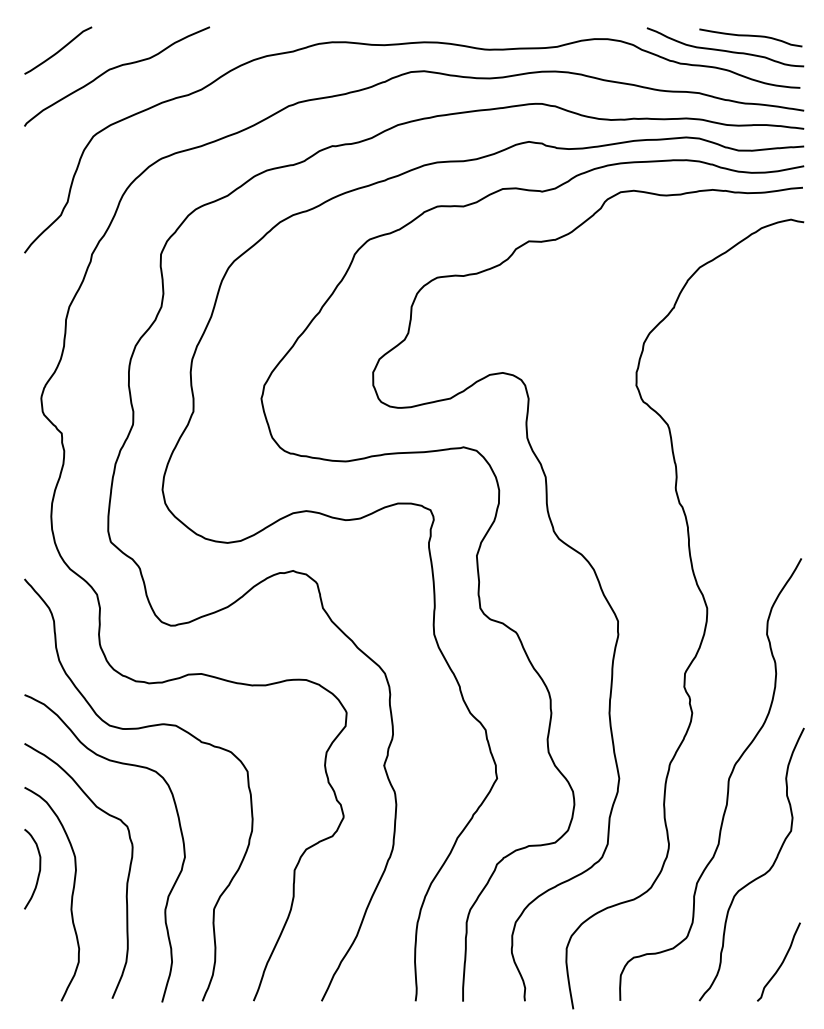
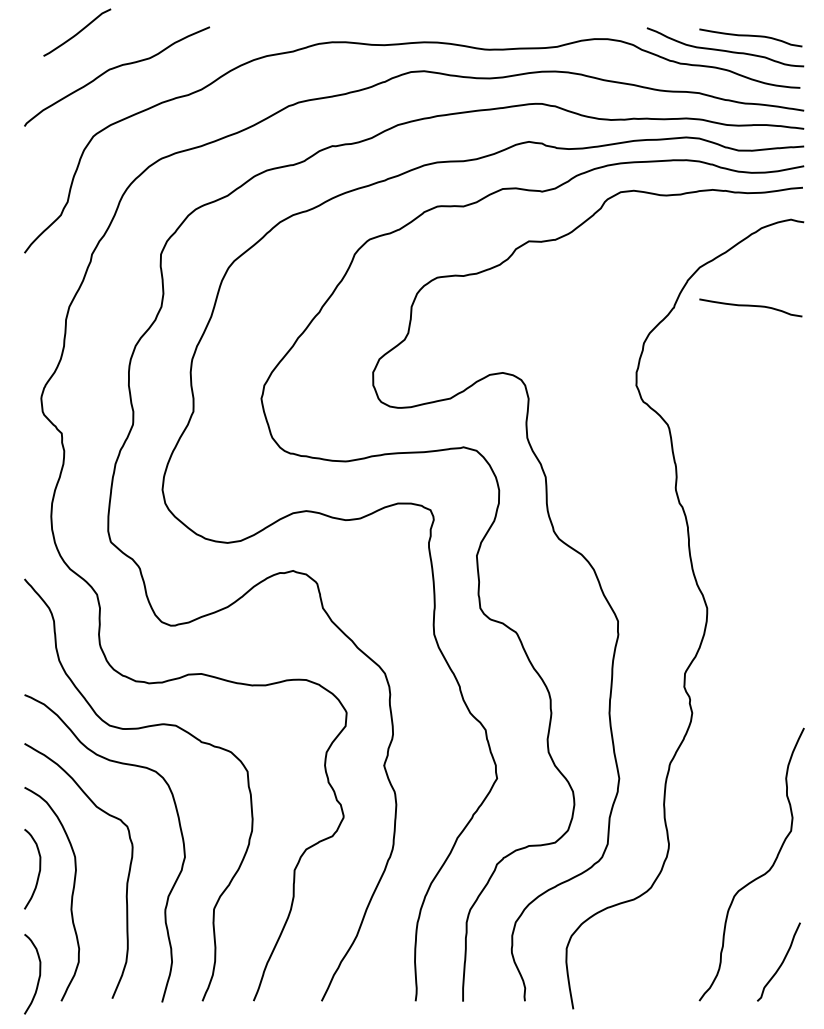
curve position: (58, 50) -> (77, 32) (77, 32)
curve: none -> present (750, 306)
curve: present -> none (727, 781)
curve: none -> present (38, 976)
